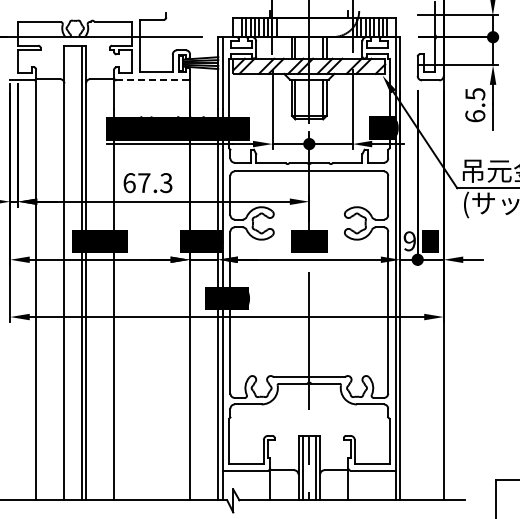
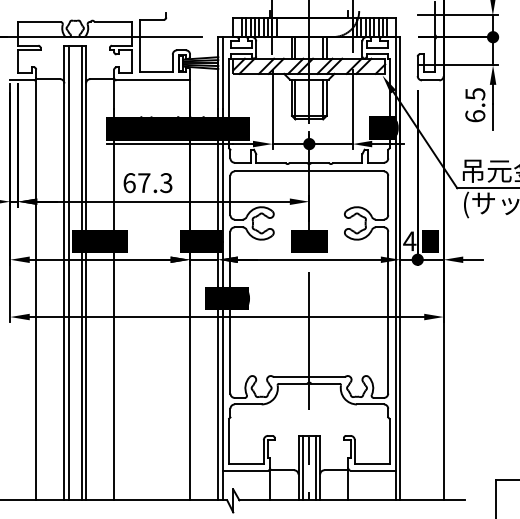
line: dashed -> solid (153, 80)
text: 9 -> 4 (409, 241)
line: none -> present (68, 272)
